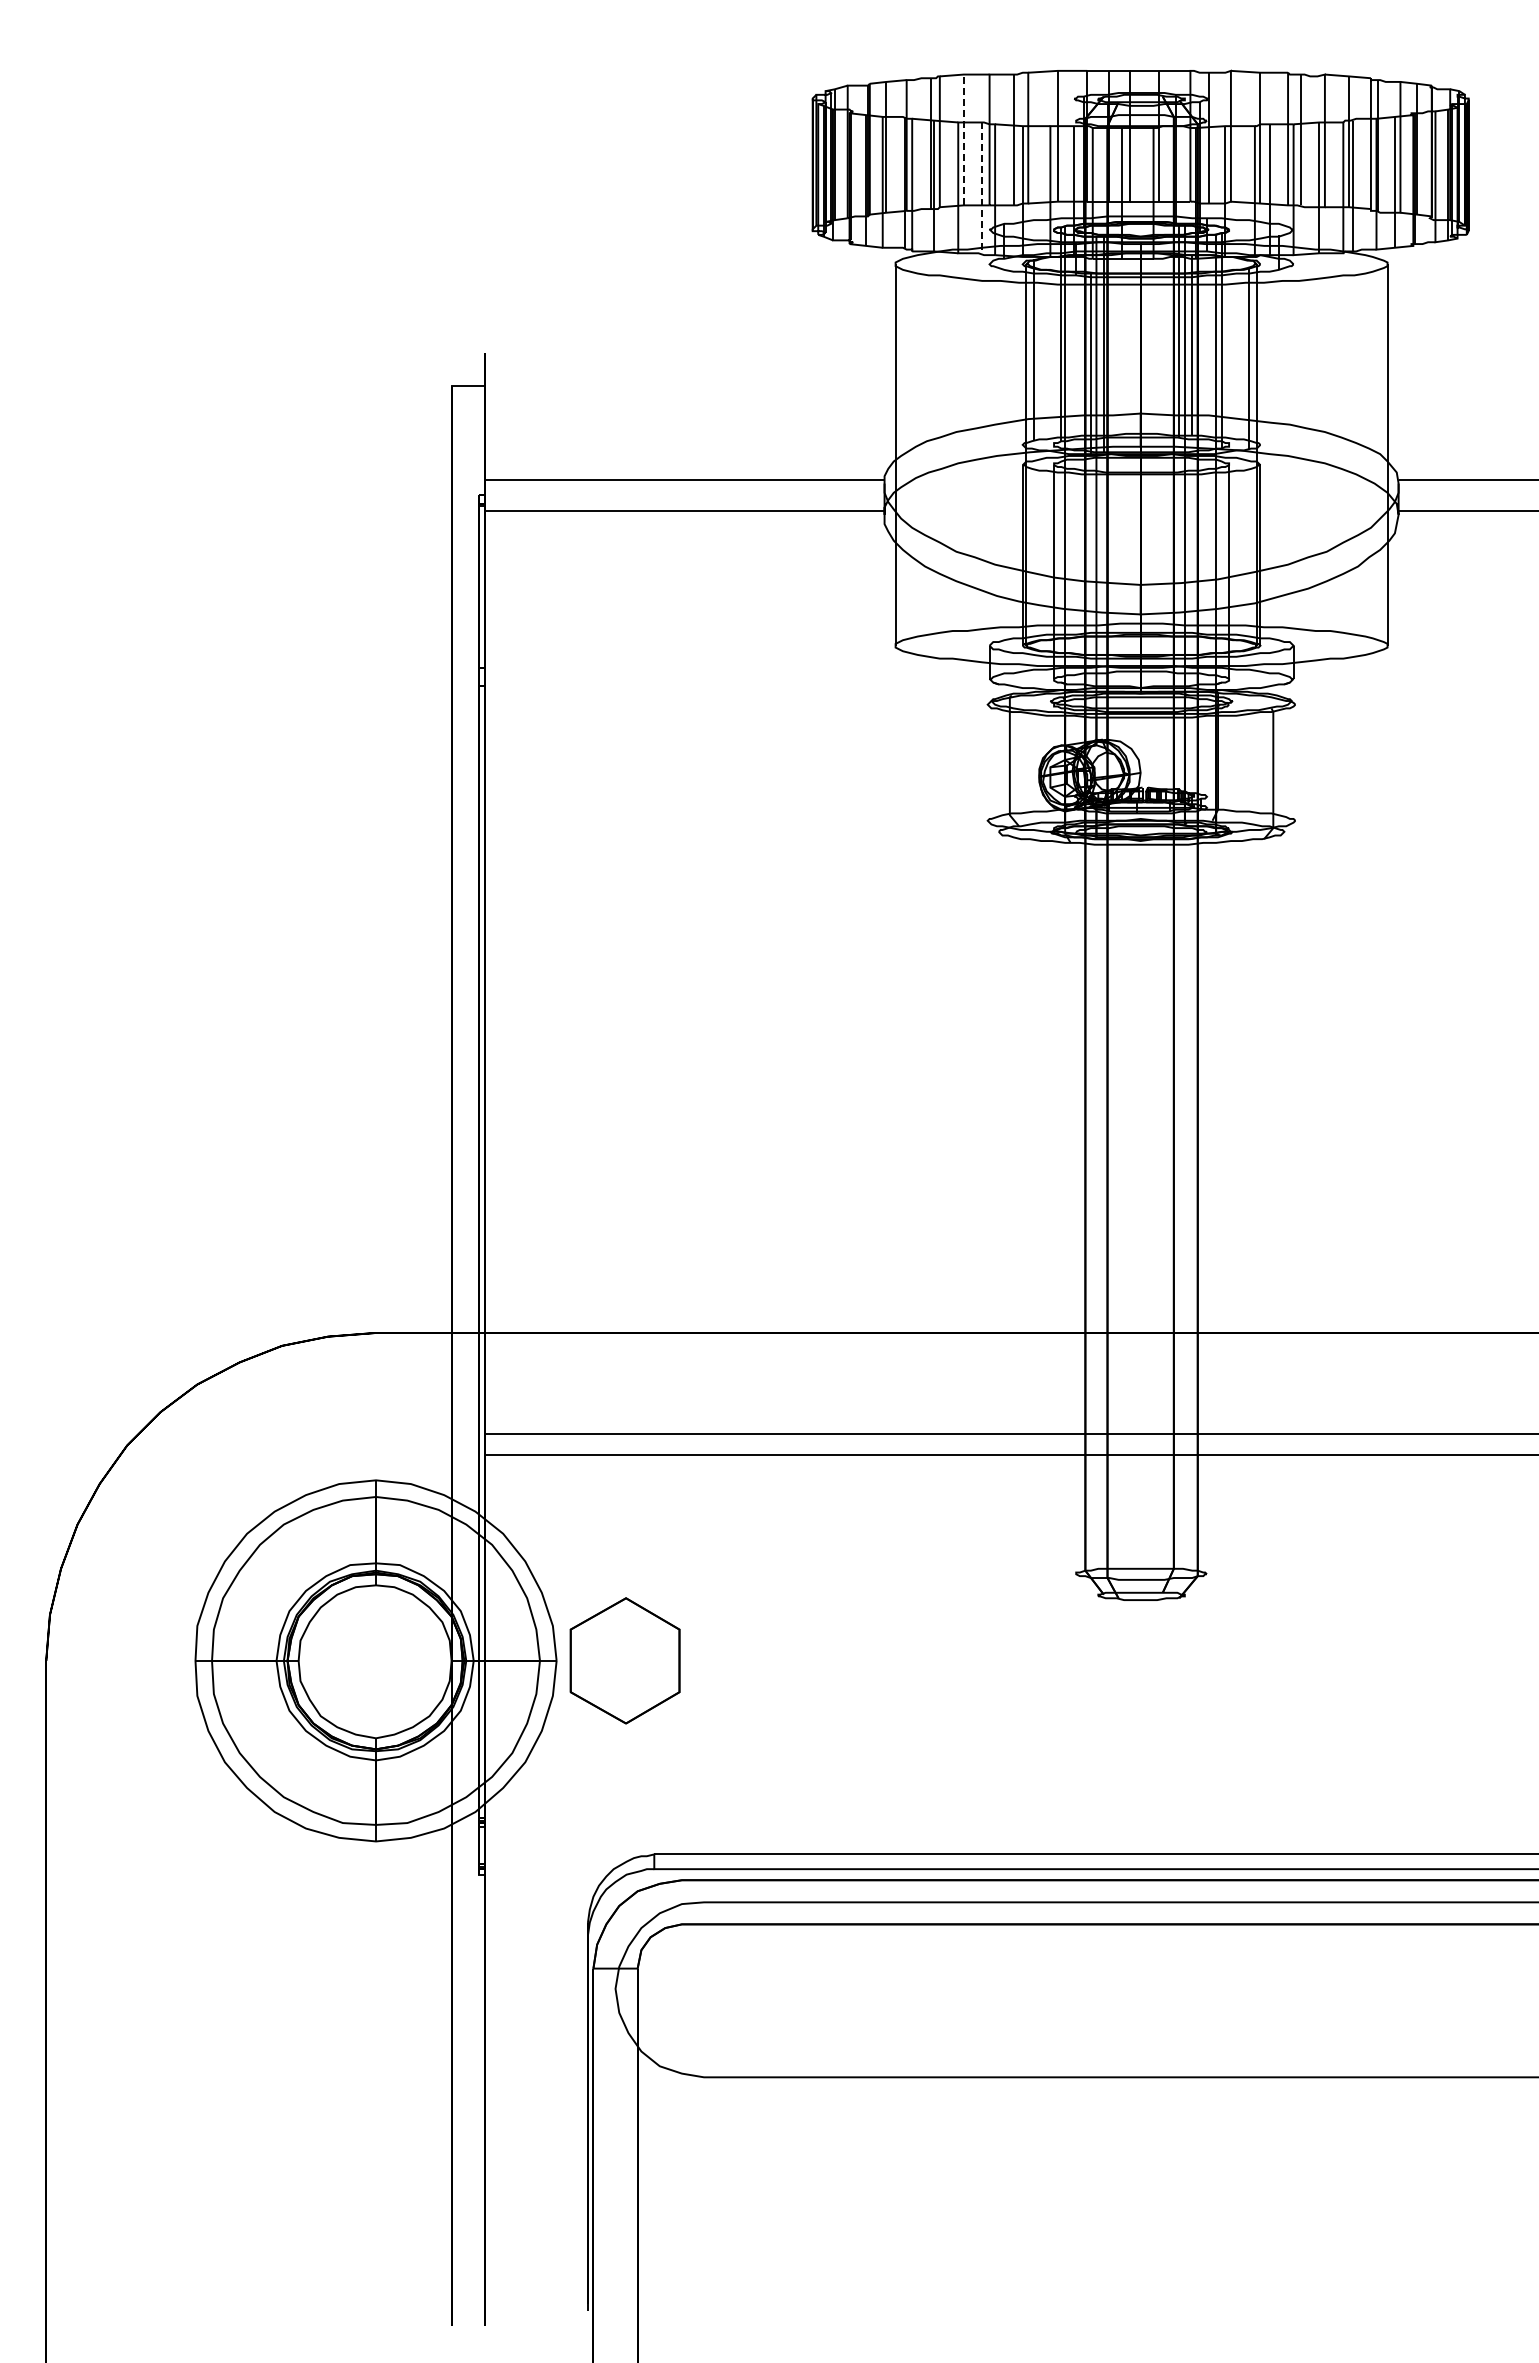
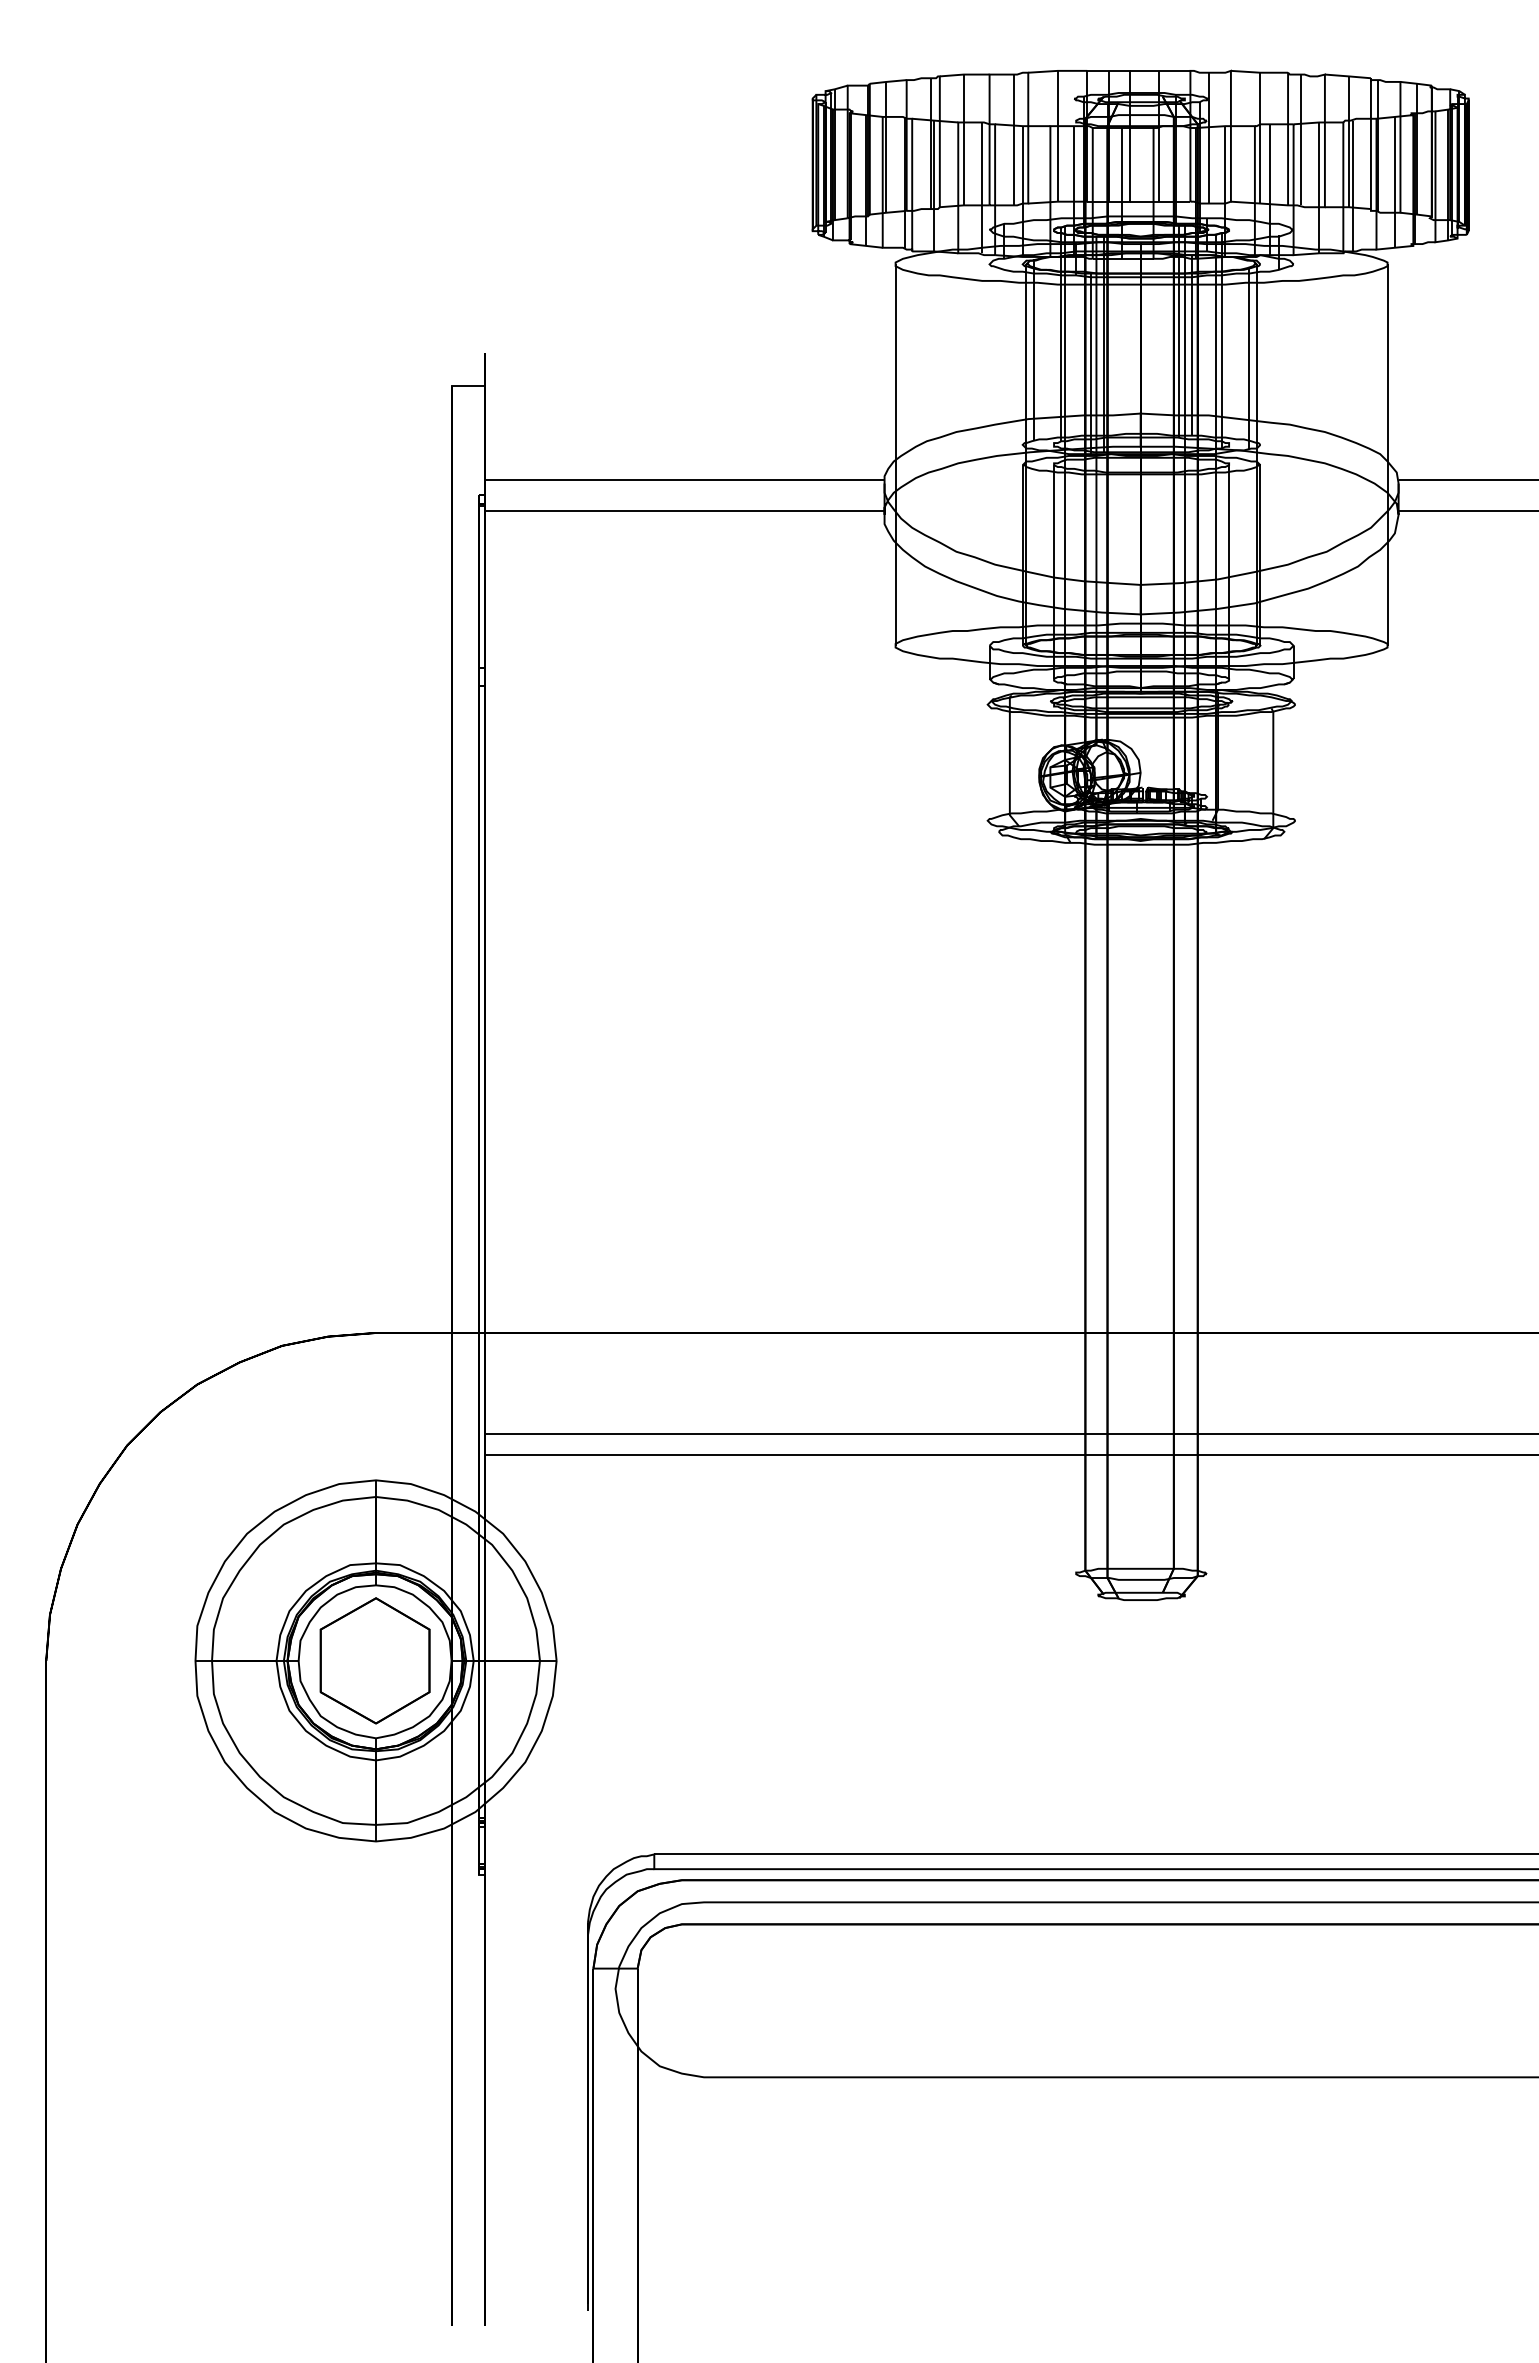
line: dashed -> solid (963, 139)
line: dashed -> solid (982, 188)
part position: (624, 1660) -> (374, 1660) (374, 1660)
